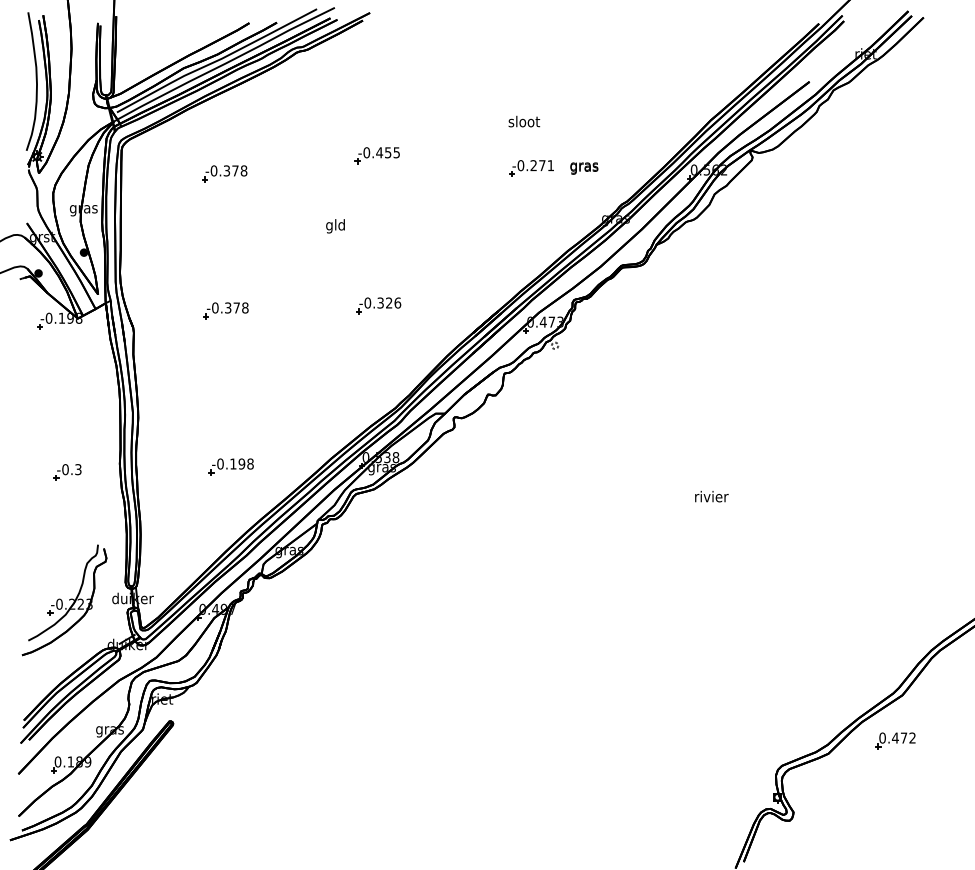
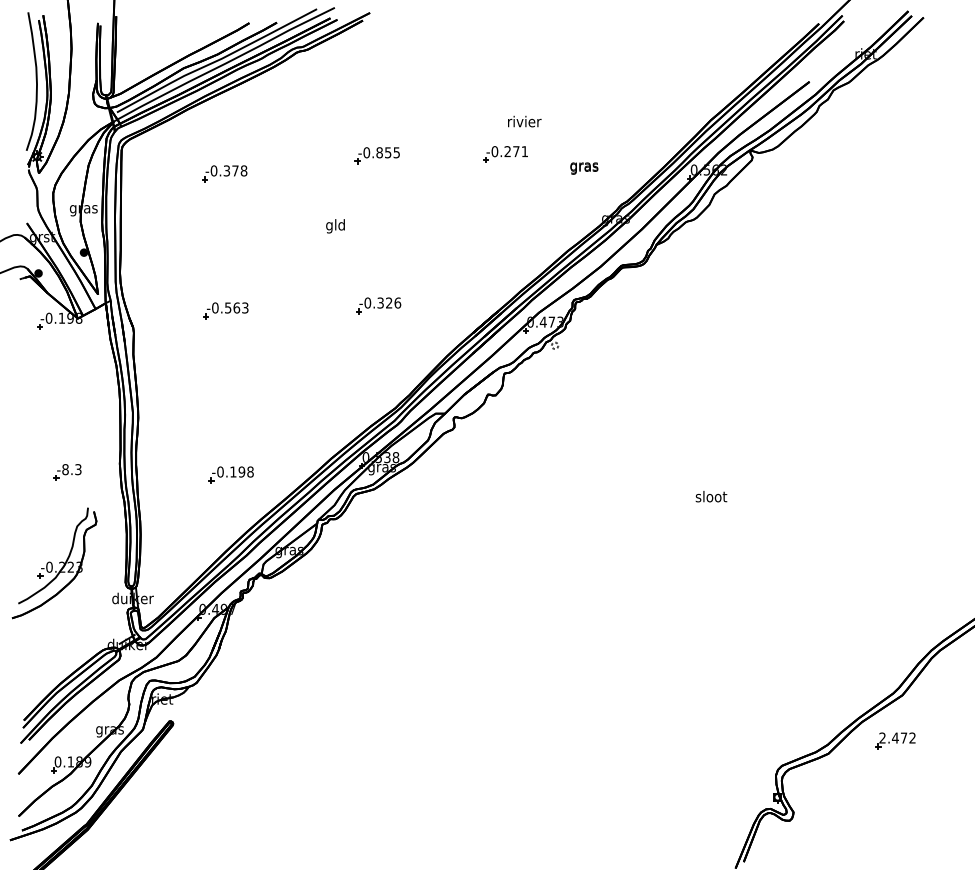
text: sloot -> rivier (524, 121)
text: -0.455 -> -0.855 (379, 152)
part position: (531, 168) -> (505, 154) (505, 154)
text: -0.378 -> -0.563 (236, 307)
part position: (230, 466) -> (230, 474) (230, 474)
text: -0.3 -> -8.3 (65, 469)
text: rivier -> sloot (711, 496)
part position: (64, 600) -> (54, 563) (54, 563)
text: 0.472 -> 2.472 (882, 737)
